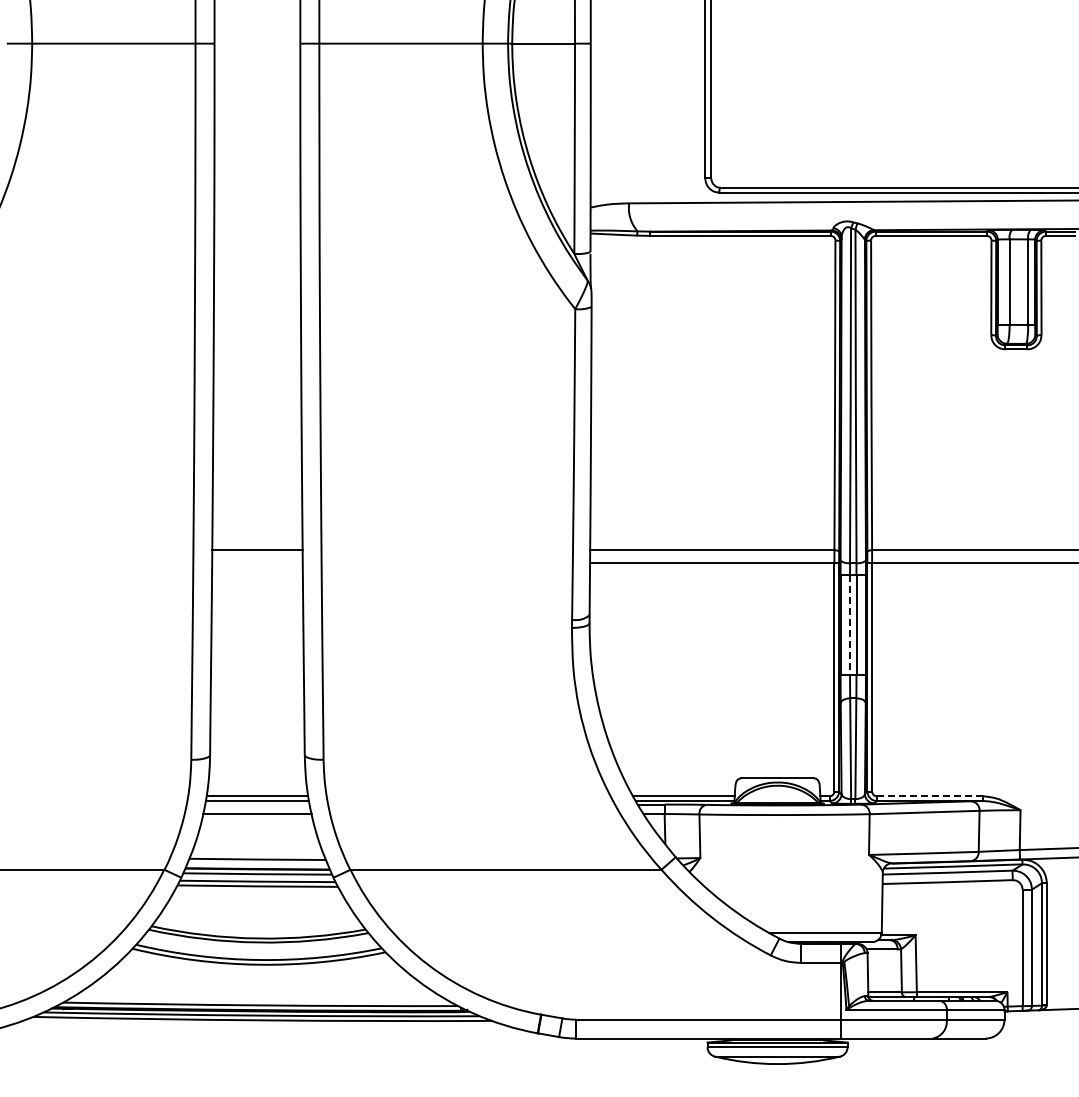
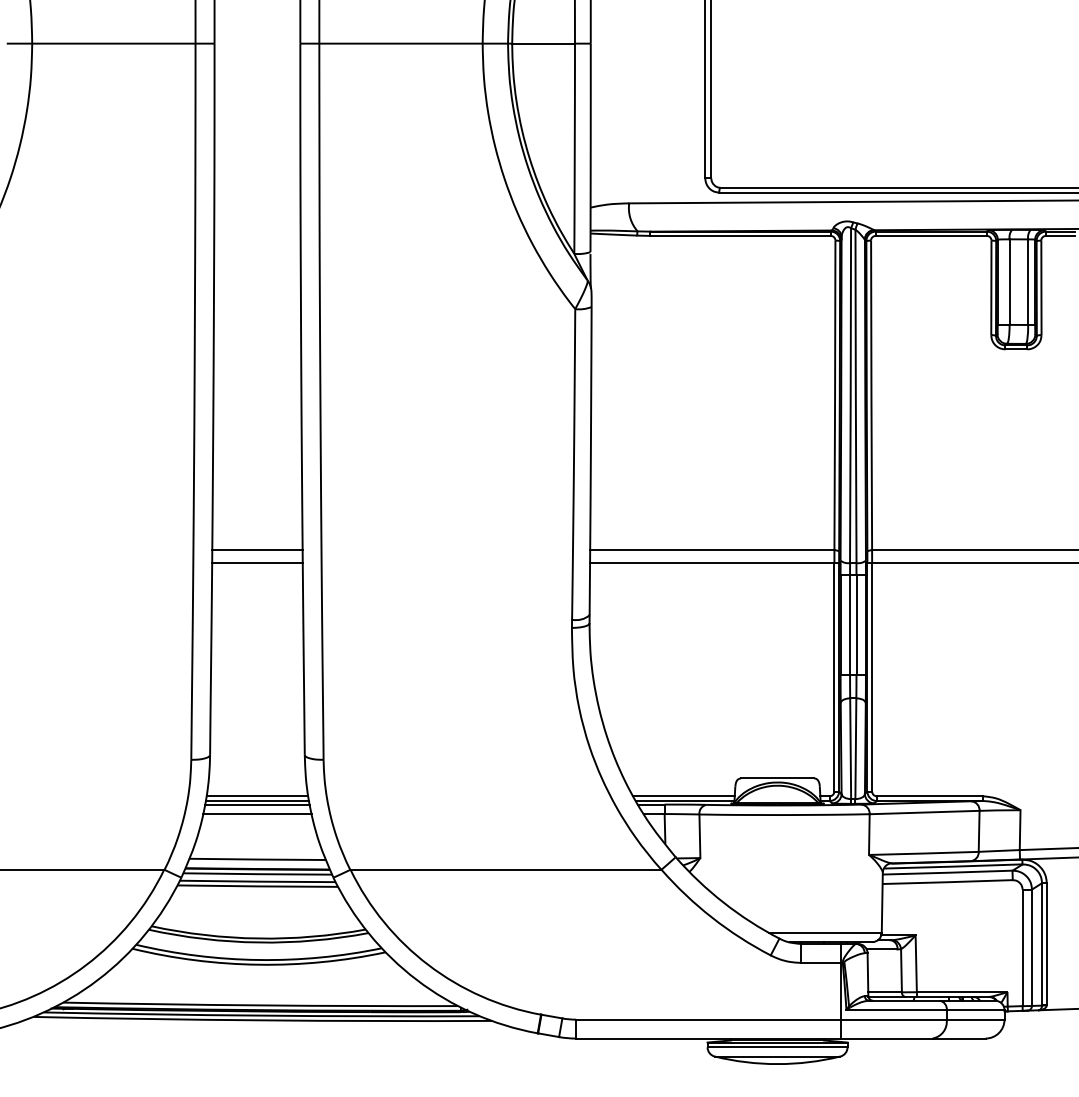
line: none -> present (257, 562)
line: dashed -> solid (850, 624)
line: dashed -> solid (930, 796)
line: none -> present (257, 804)
